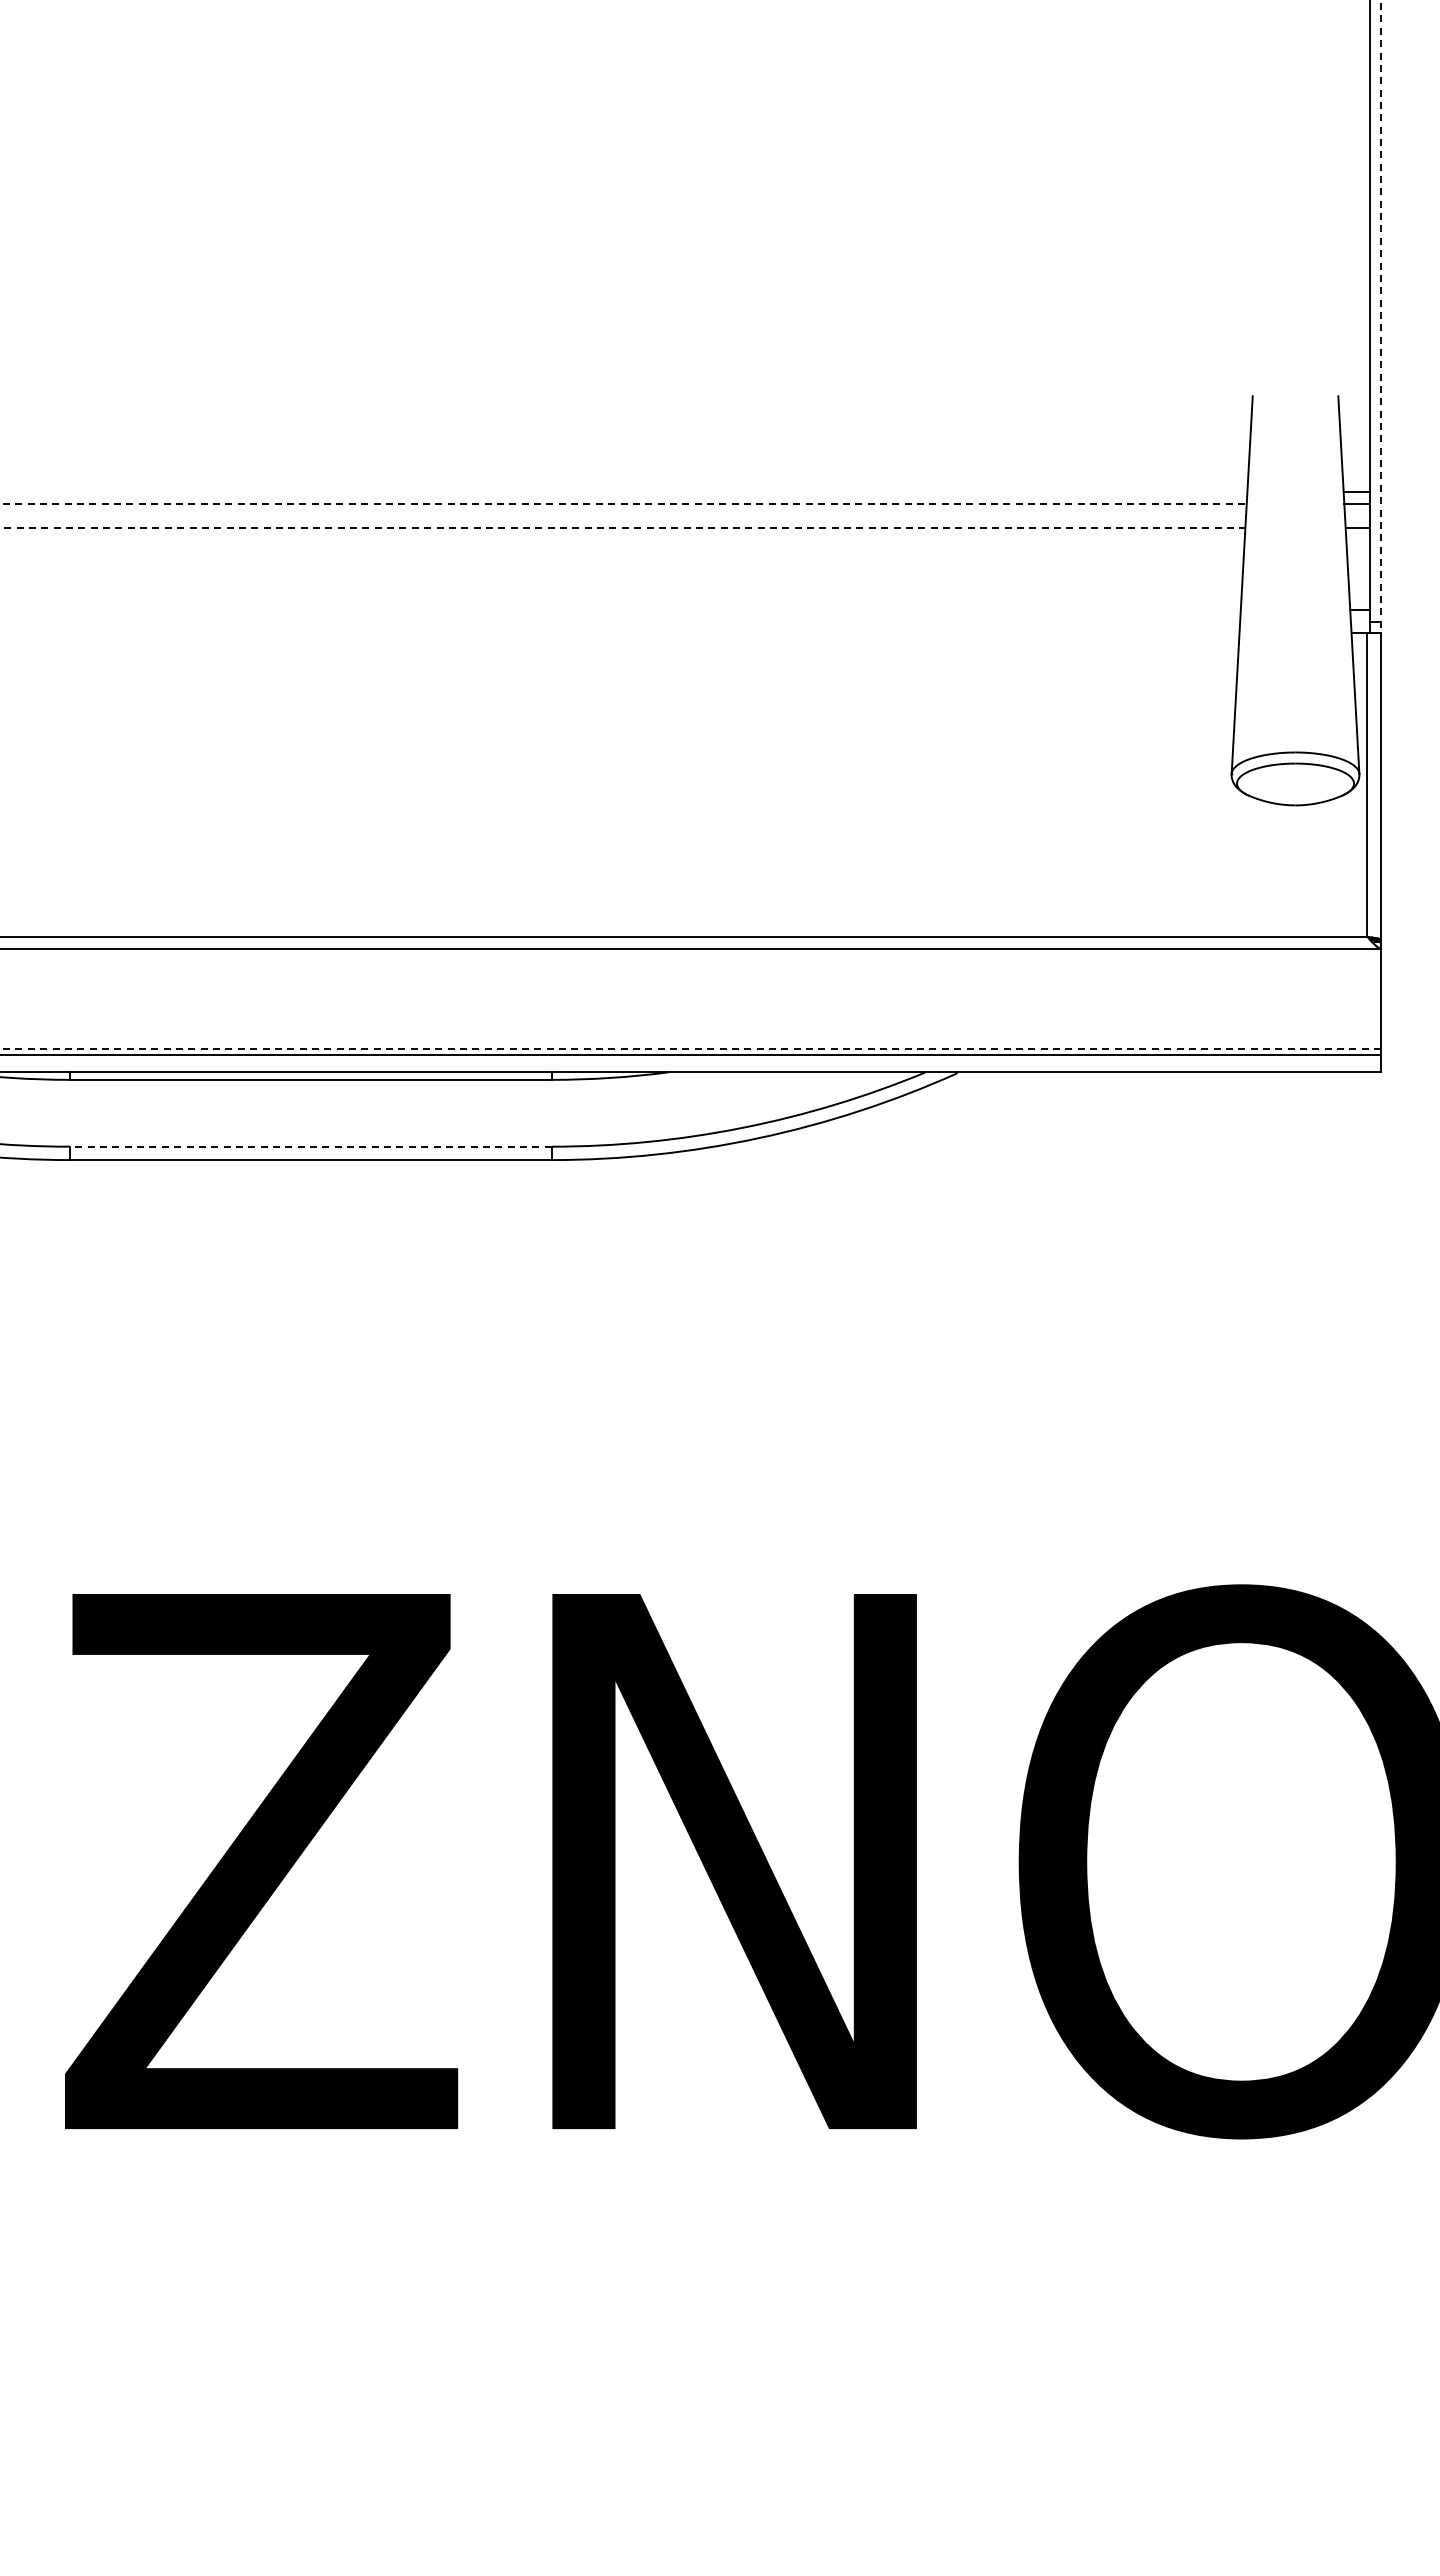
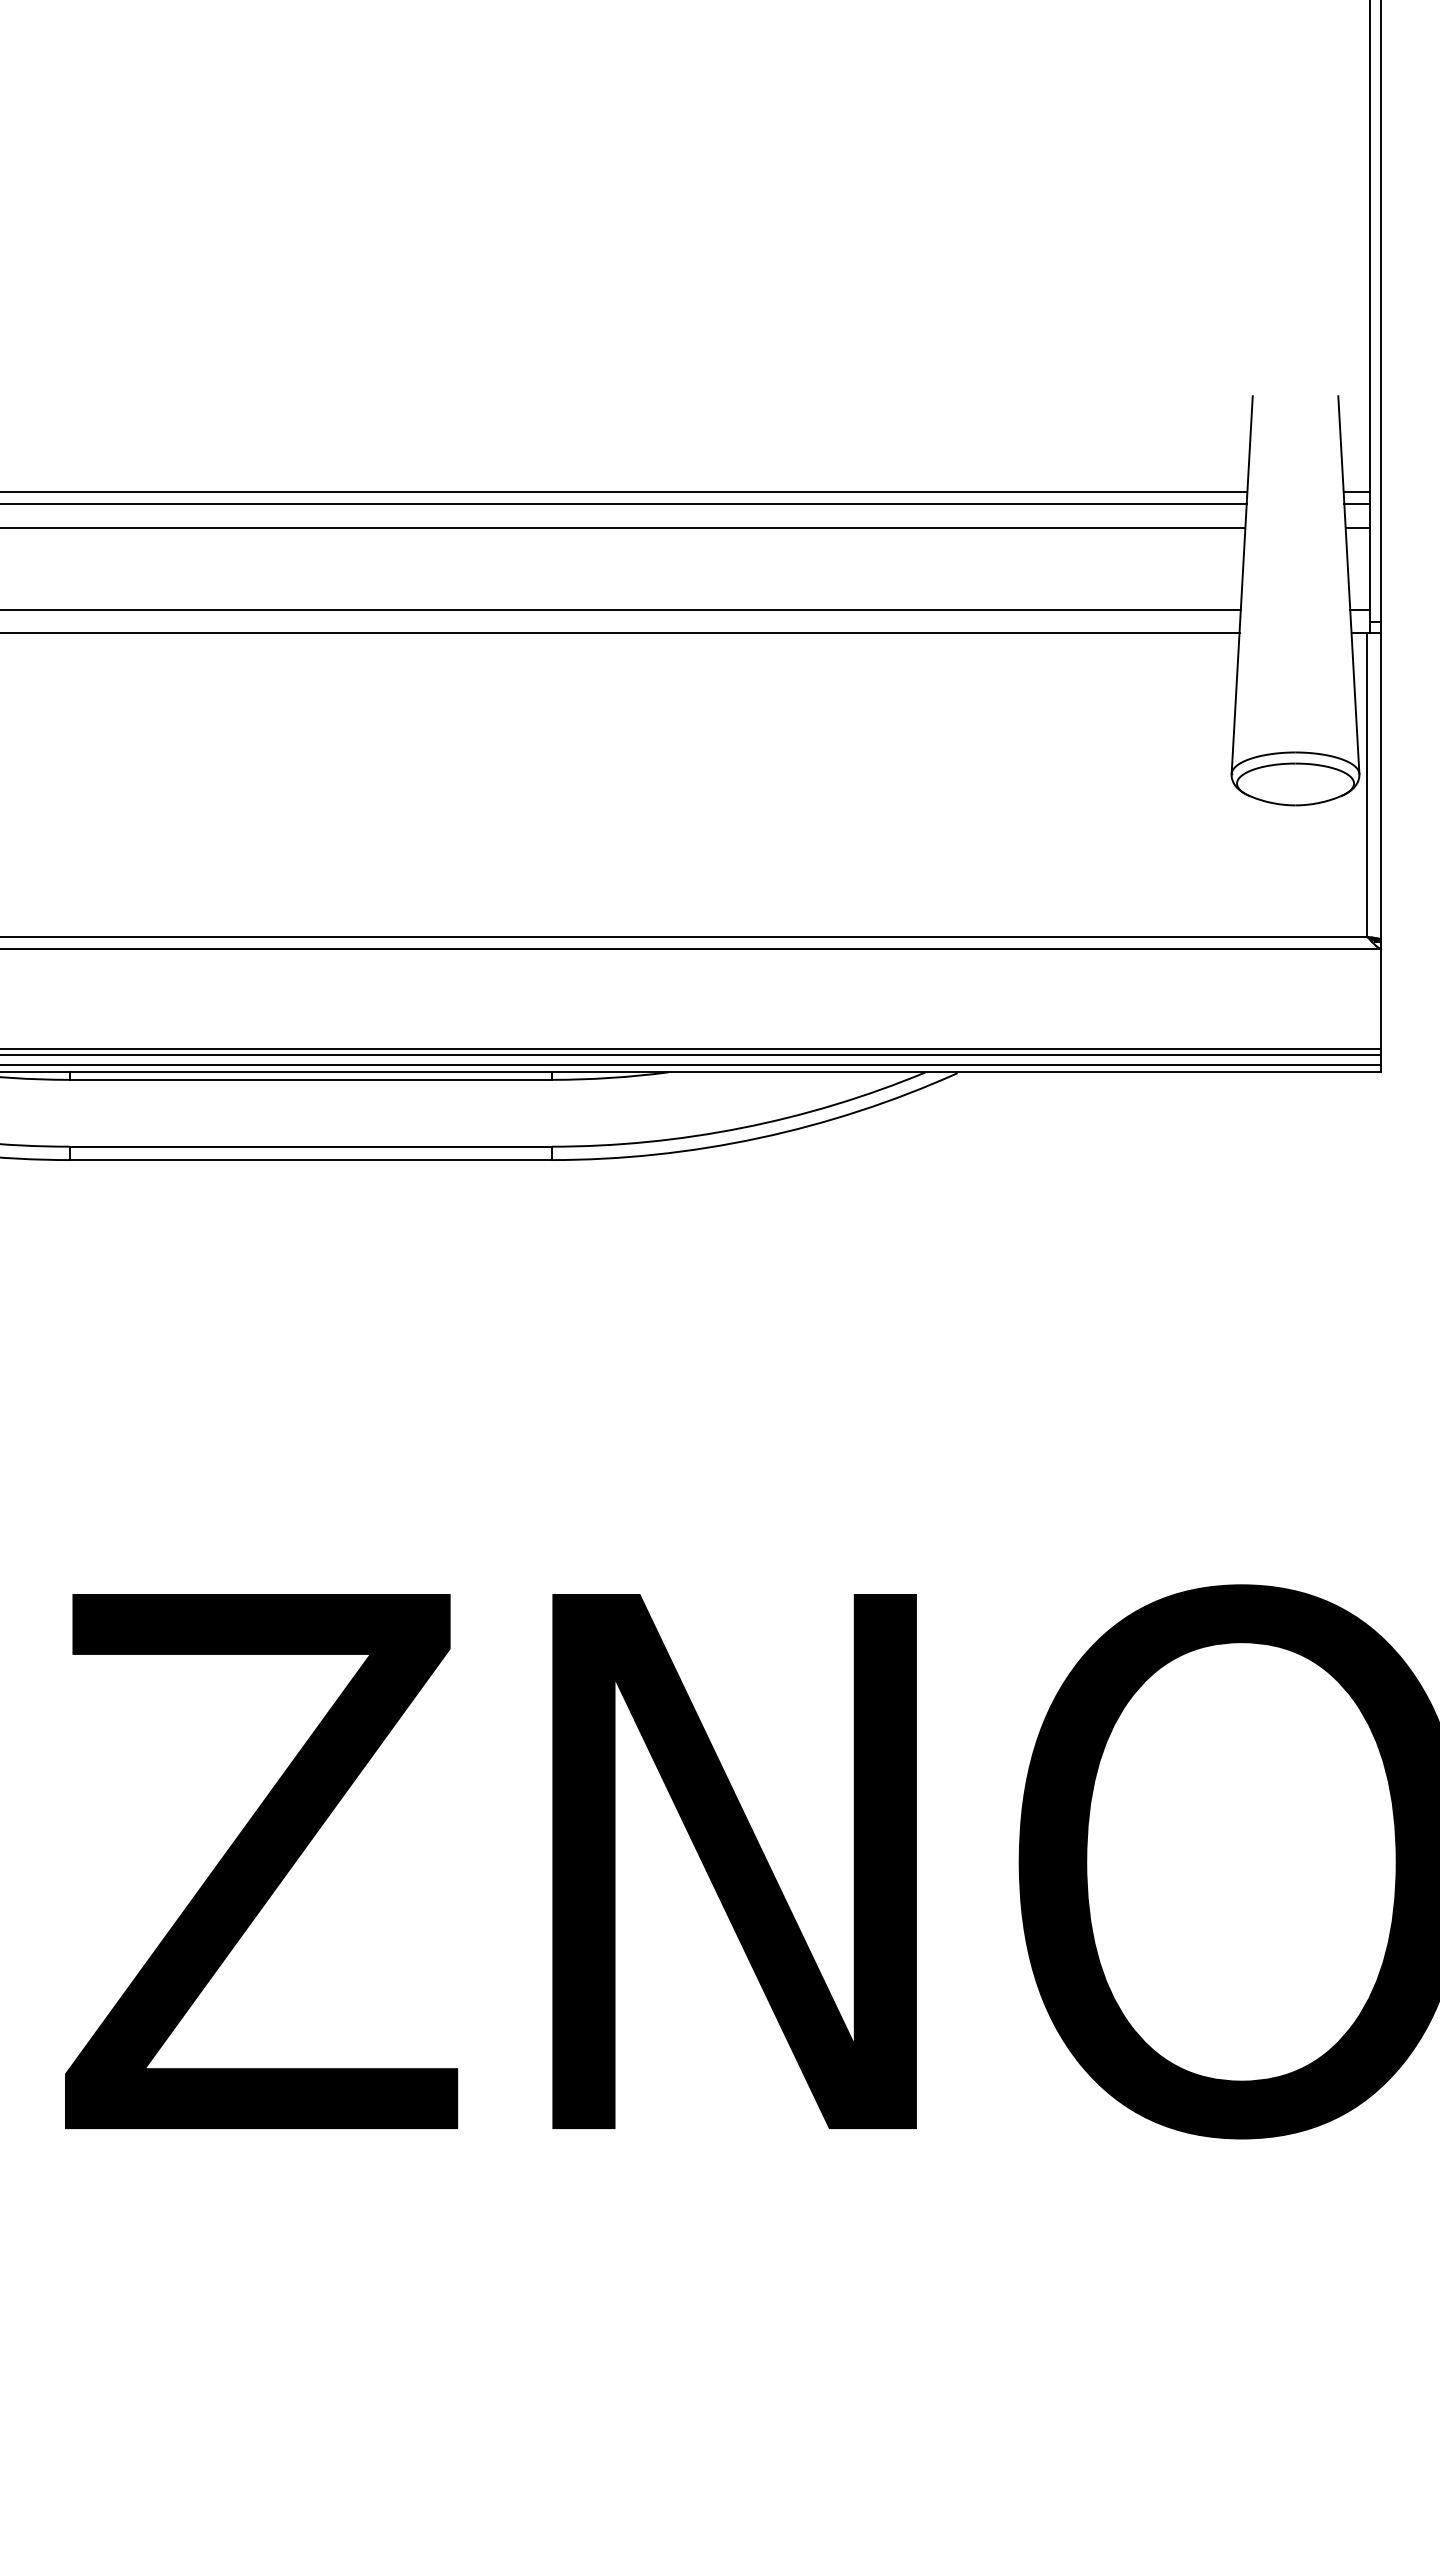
line: dashed -> solid (1381, 316)
line: none -> present (624, 491)
line: dashed -> solid (623, 504)
line: dashed -> solid (623, 527)
line: none -> present (621, 609)
line: none -> present (620, 632)
line: dashed -> solid (690, 1049)
line: none -> present (691, 1064)
line: dashed -> solid (310, 1146)
